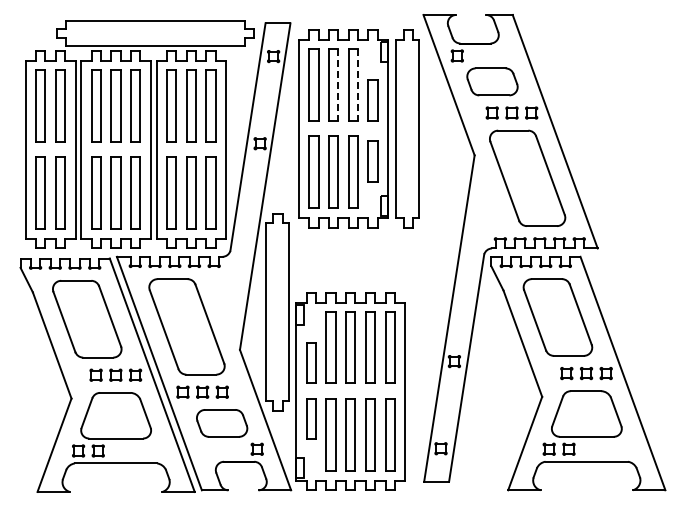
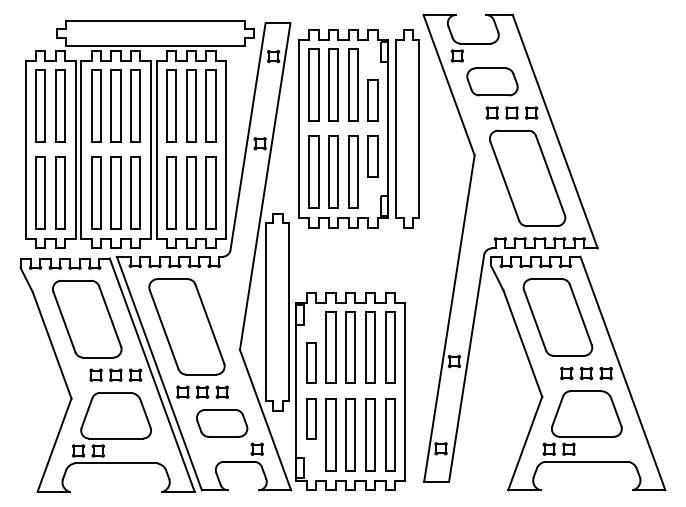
line: dashed -> solid (338, 84)
line: dashed -> solid (358, 84)
part position: (372, 161) -> (372, 156) (372, 156)
